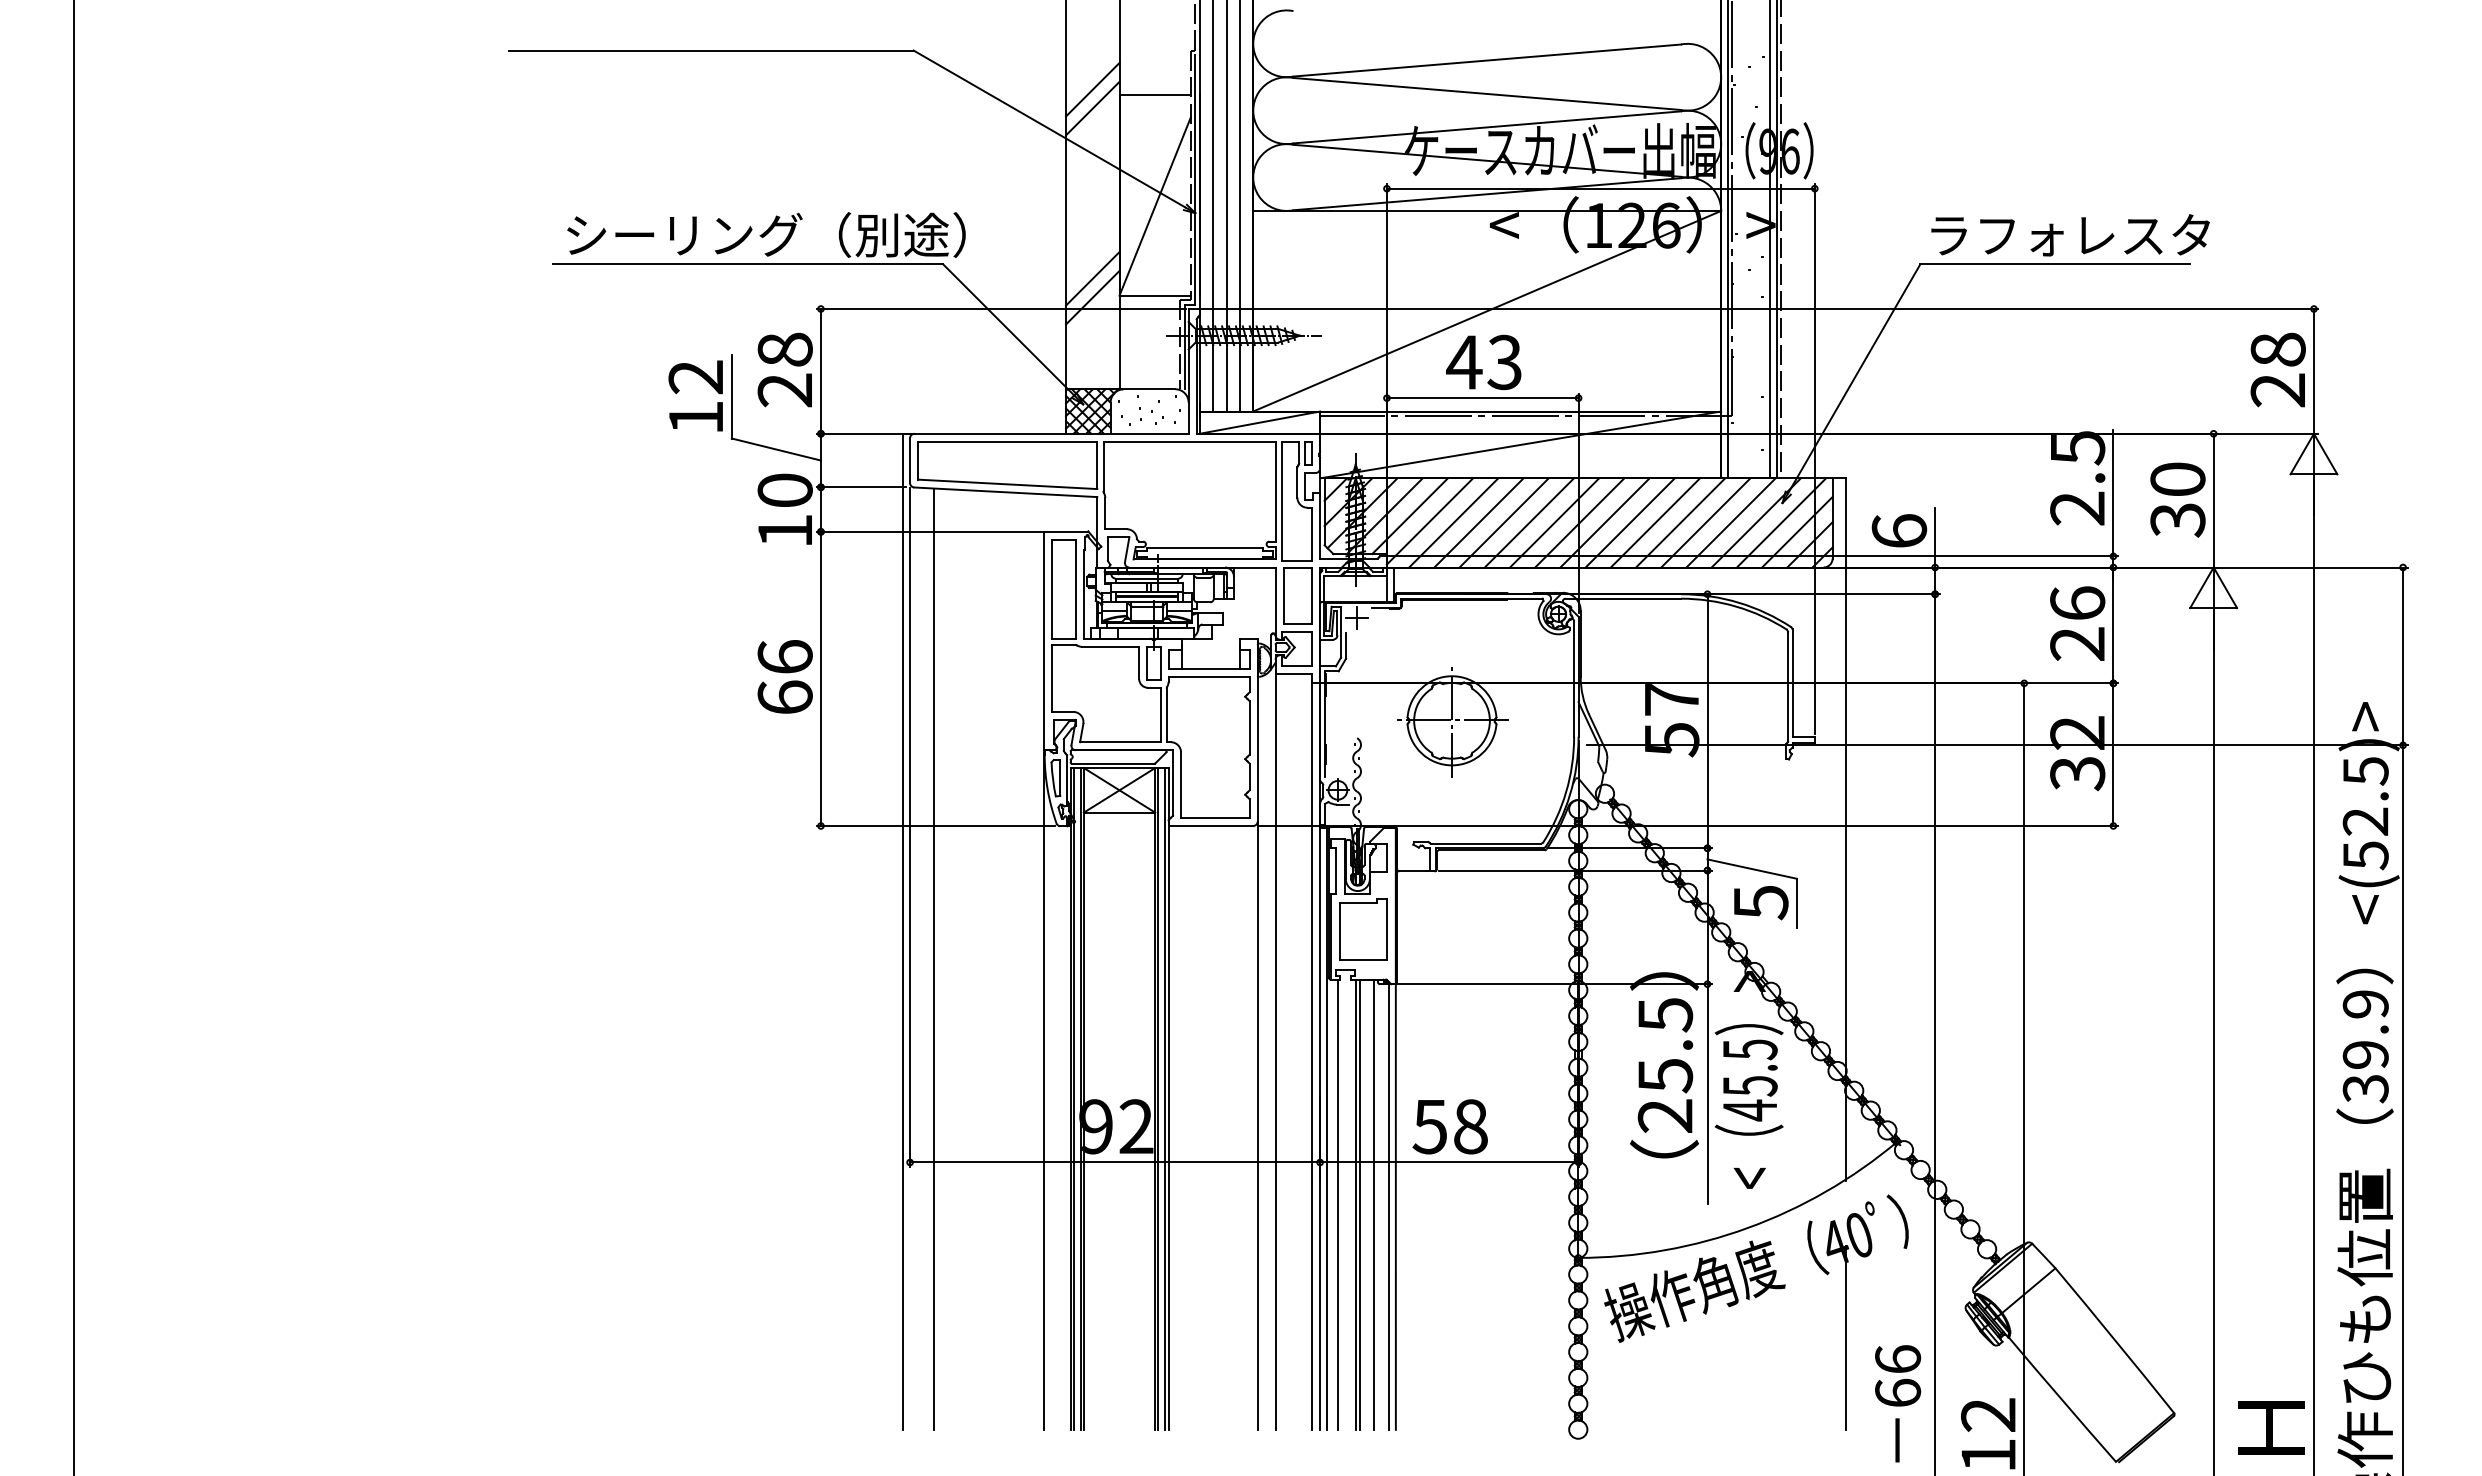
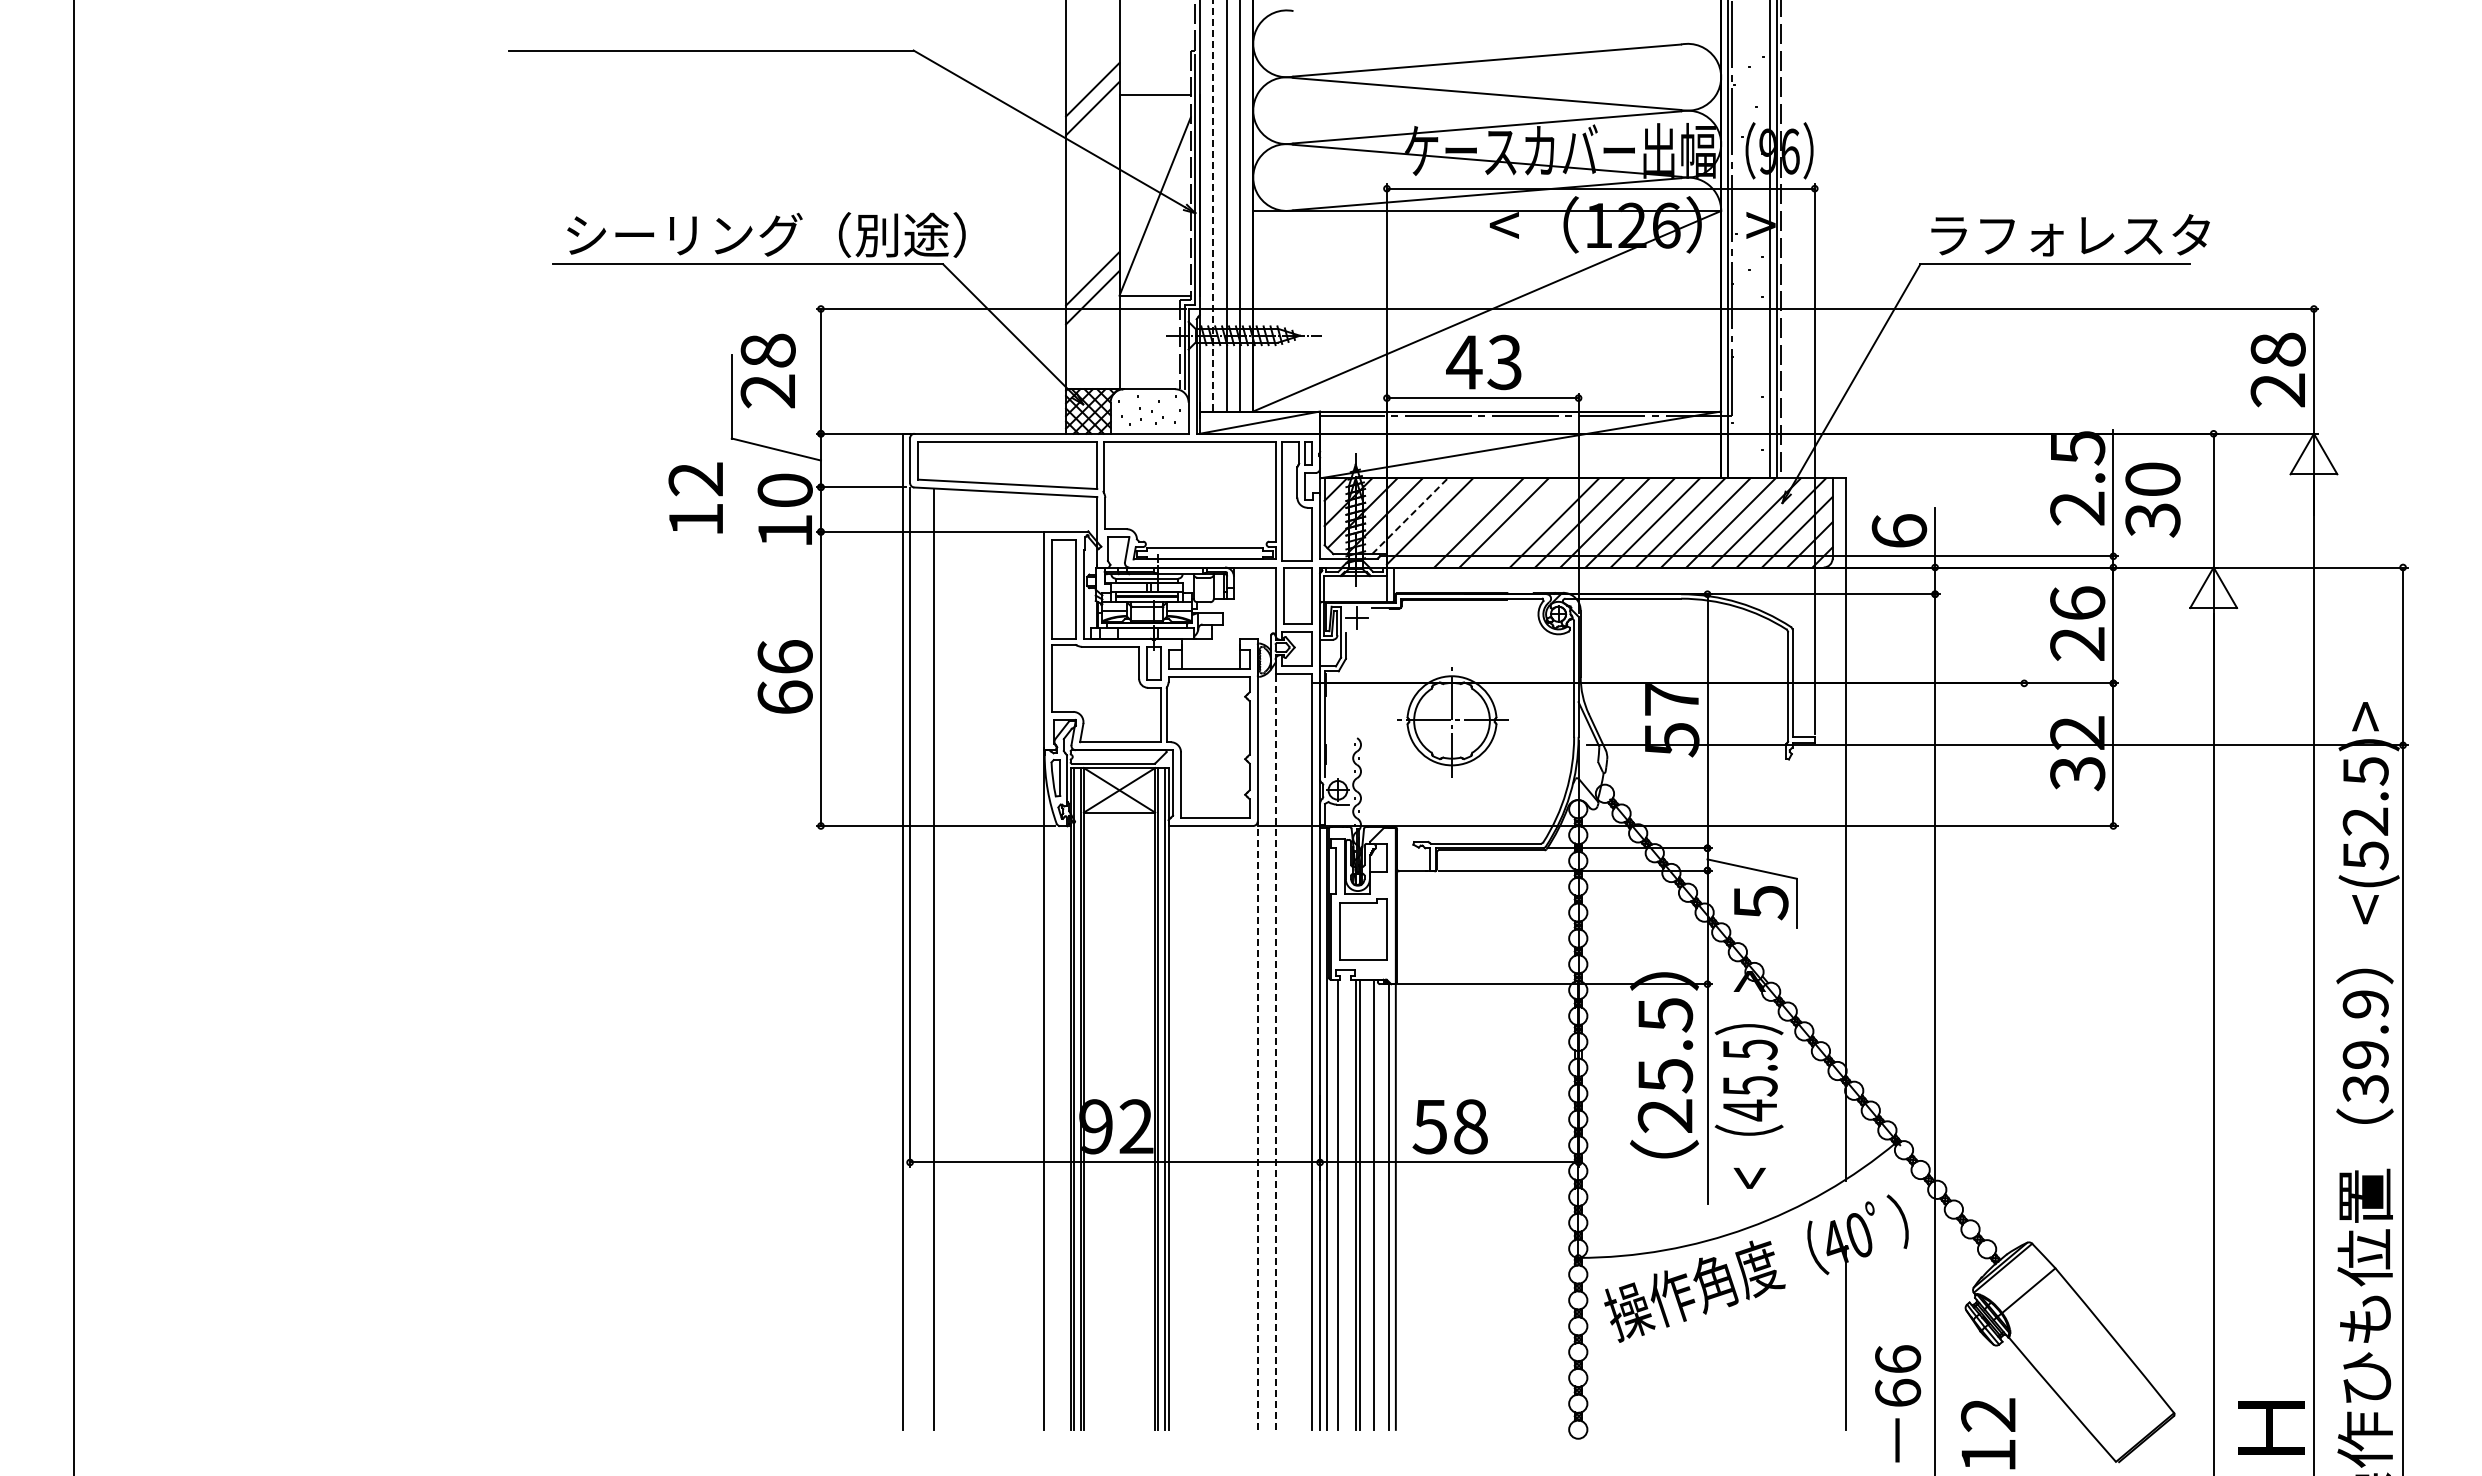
line: solid -> dashed (1213, 206)
text position: (784, 369) -> (767, 370) (767, 370)
text position: (695, 395) -> (695, 497) (695, 497)
text position: (2177, 499) -> (2152, 499) (2152, 499)
line: solid -> dashed (1410, 516)
line: present -> none (1453, 522)
line: present -> none (1528, 522)
line: solid -> dashed (1275, 1051)
line: present -> none (2024, 1077)
line: solid -> dashed (1257, 1125)
